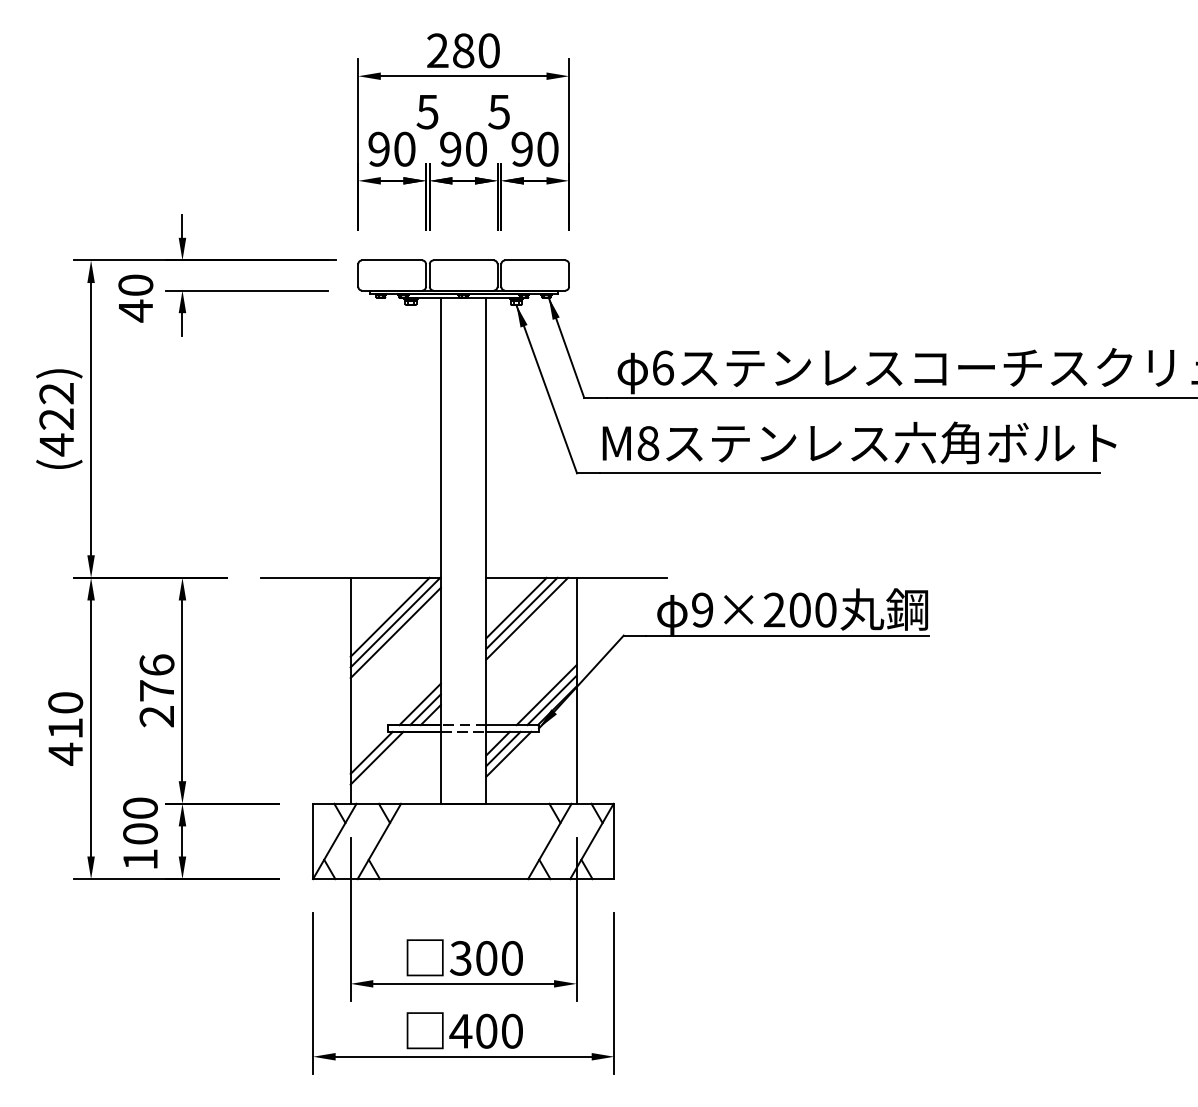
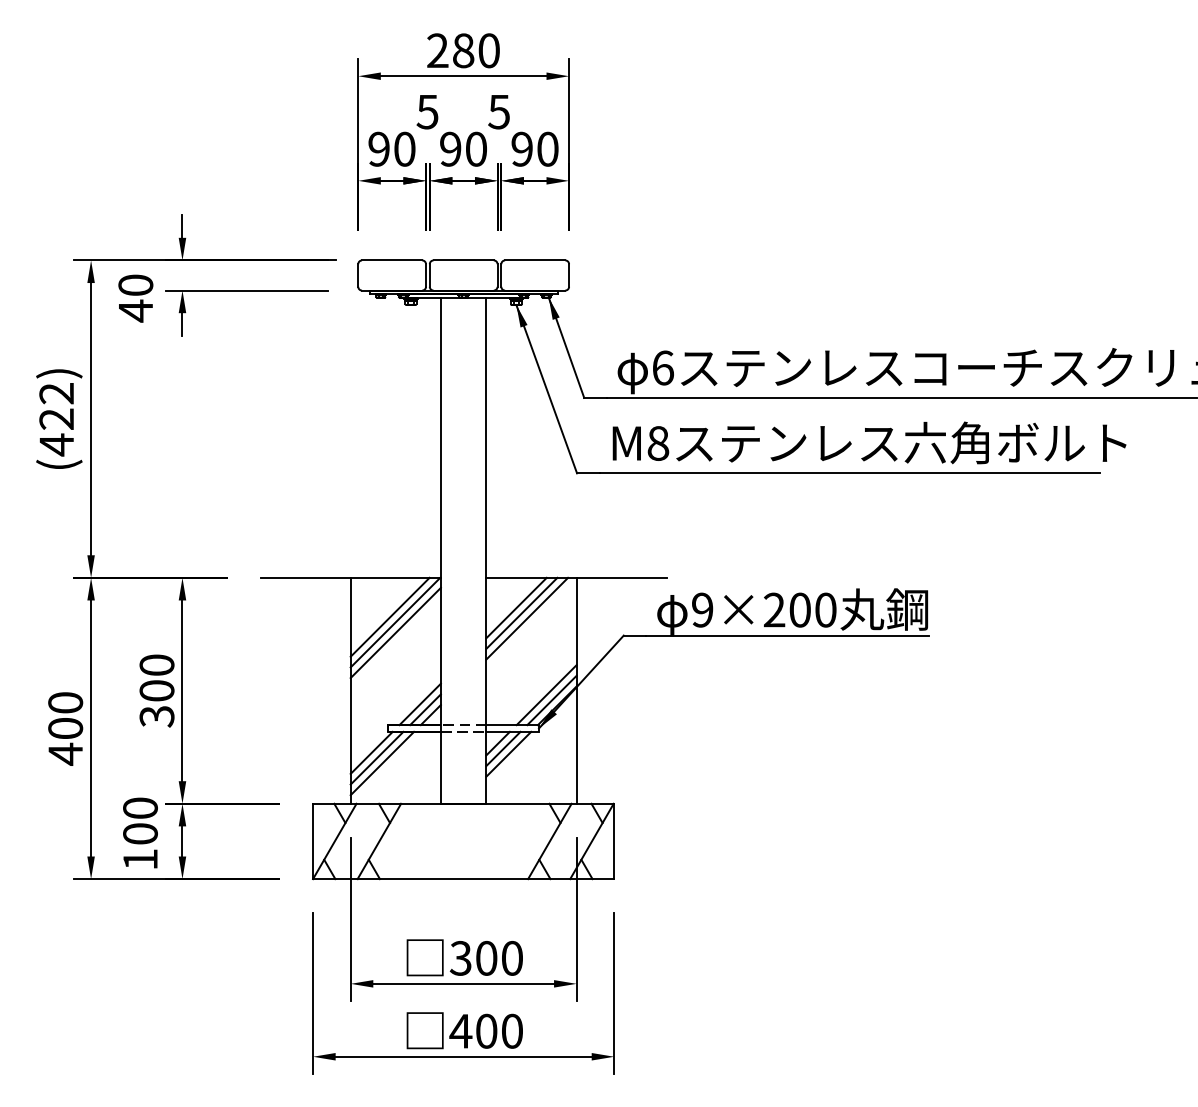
text position: (859, 442) -> (869, 442) (869, 442)
text: 276 -> 300 (156, 690)
text: 410 -> 400 (65, 728)
line: none -> present (382, 763)
